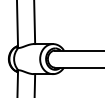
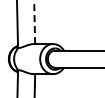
line: solid -> dashed (34, 22)
